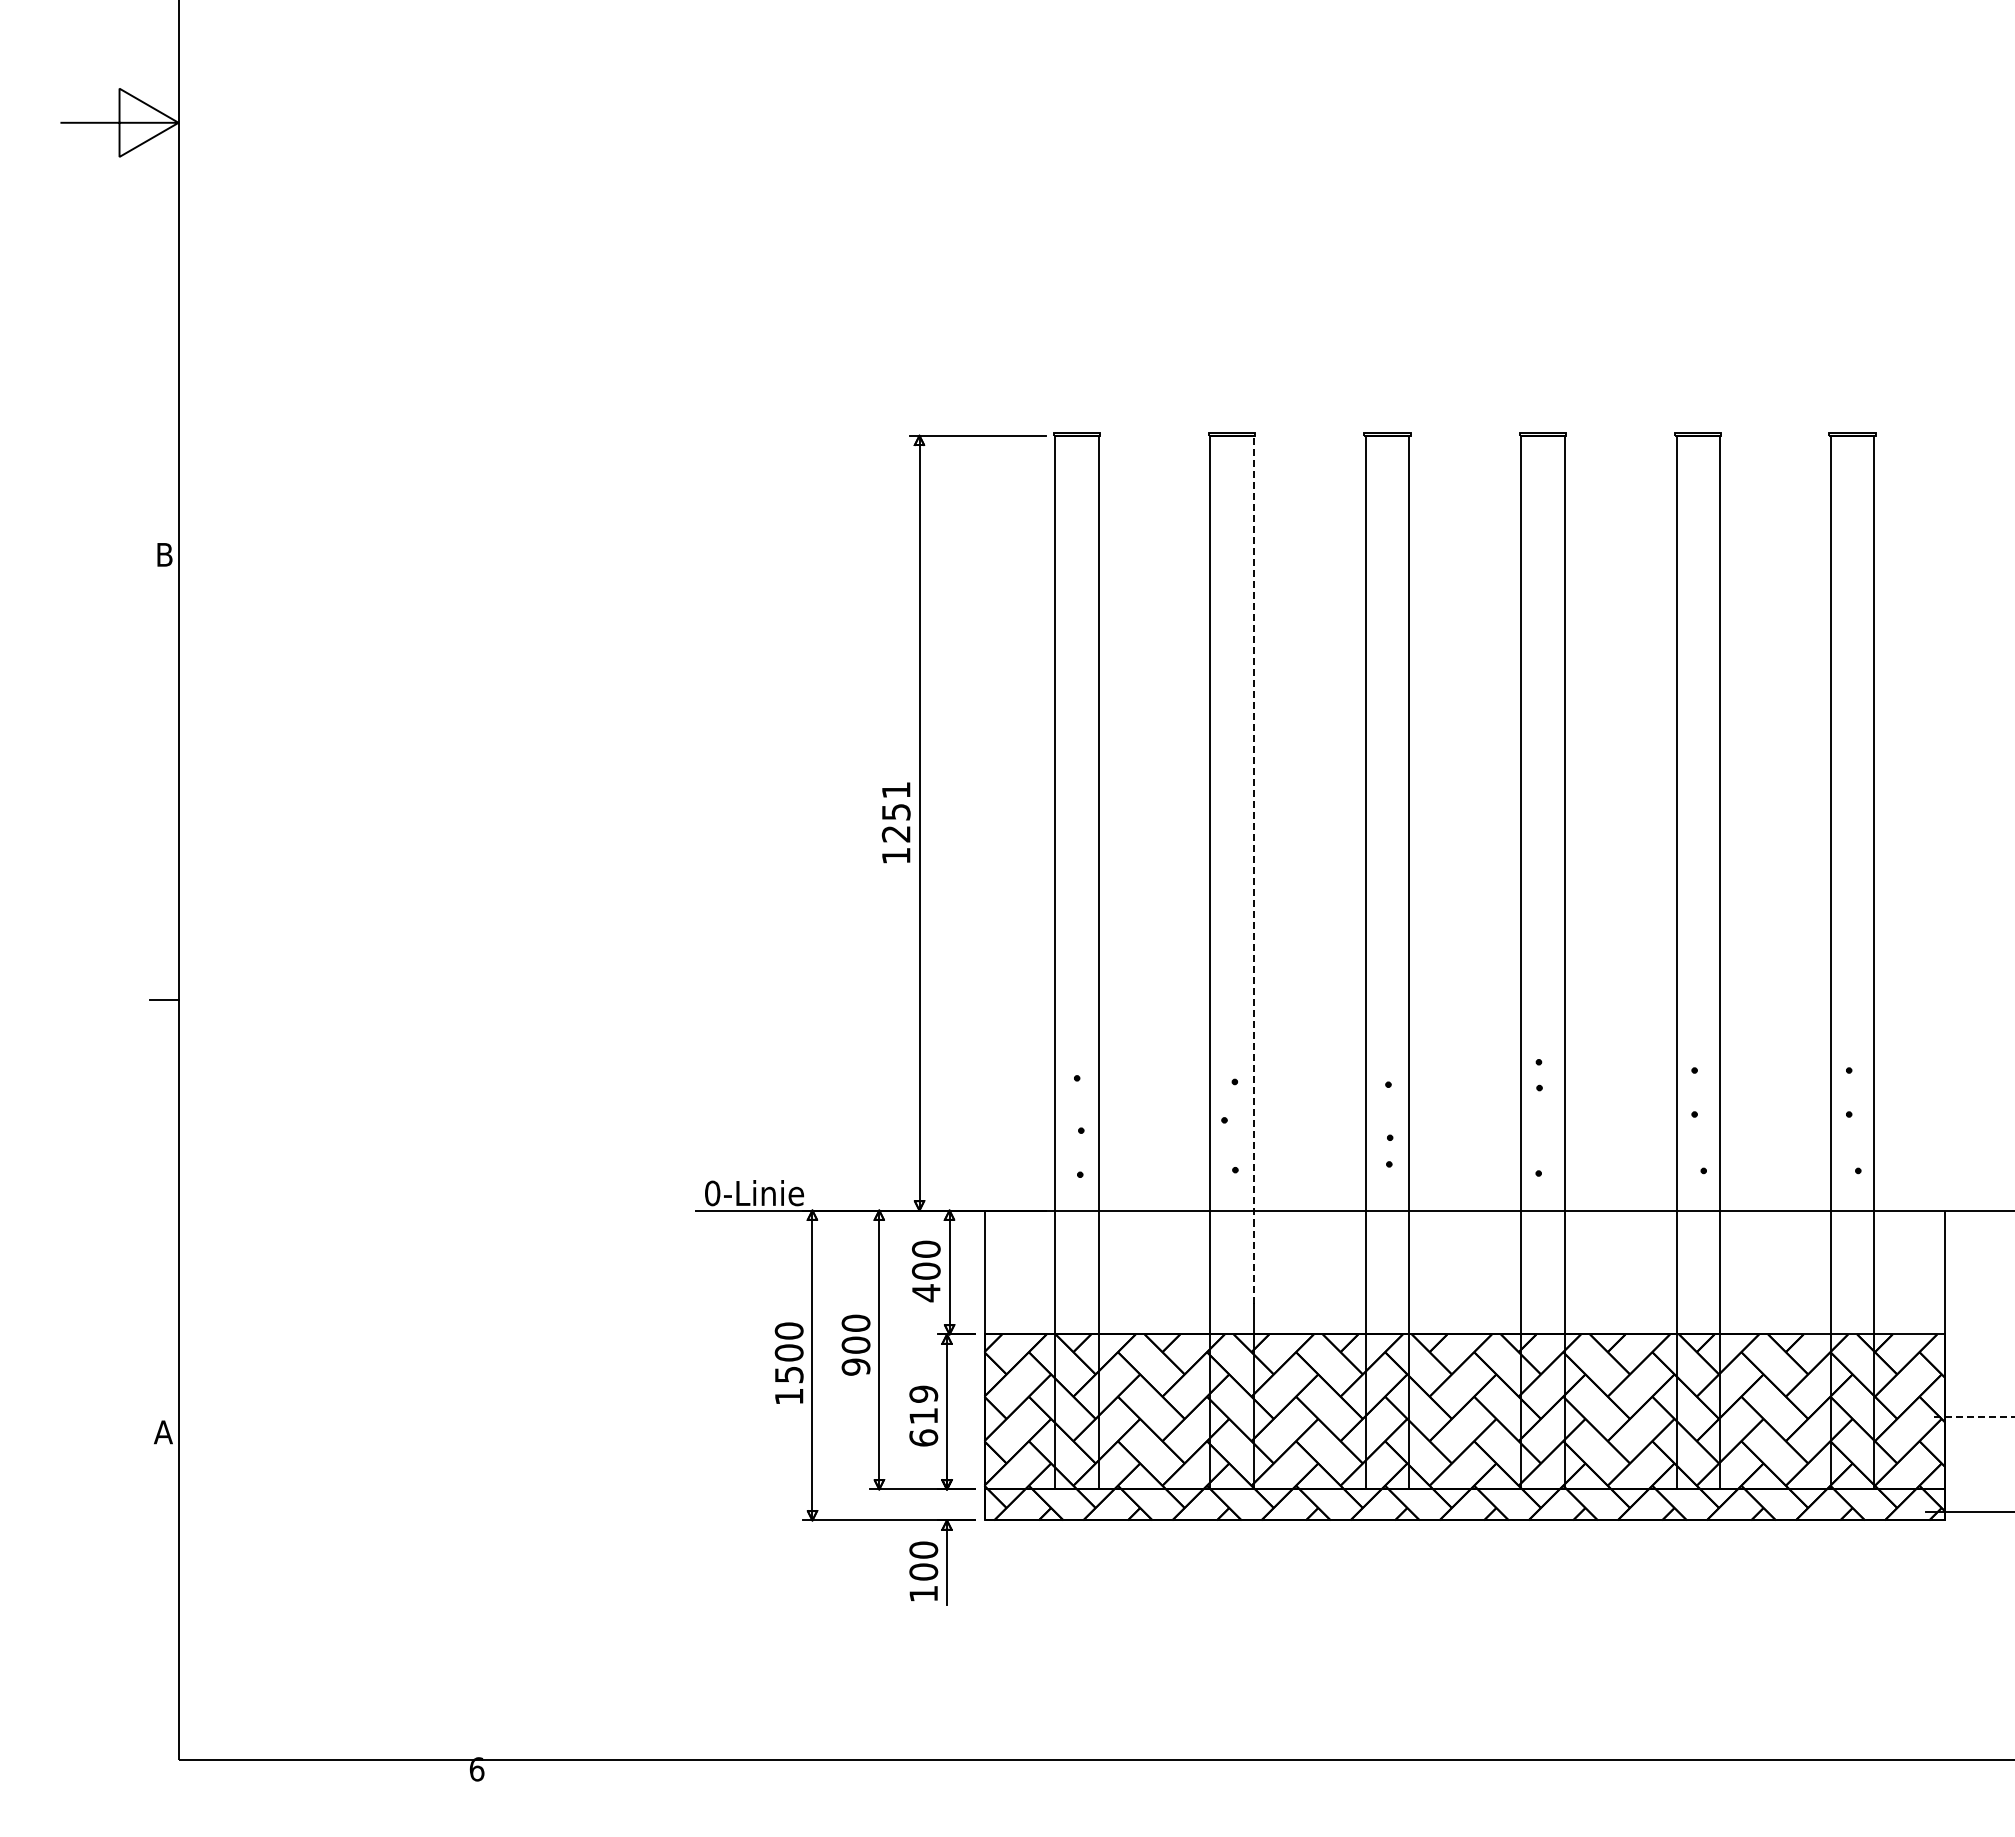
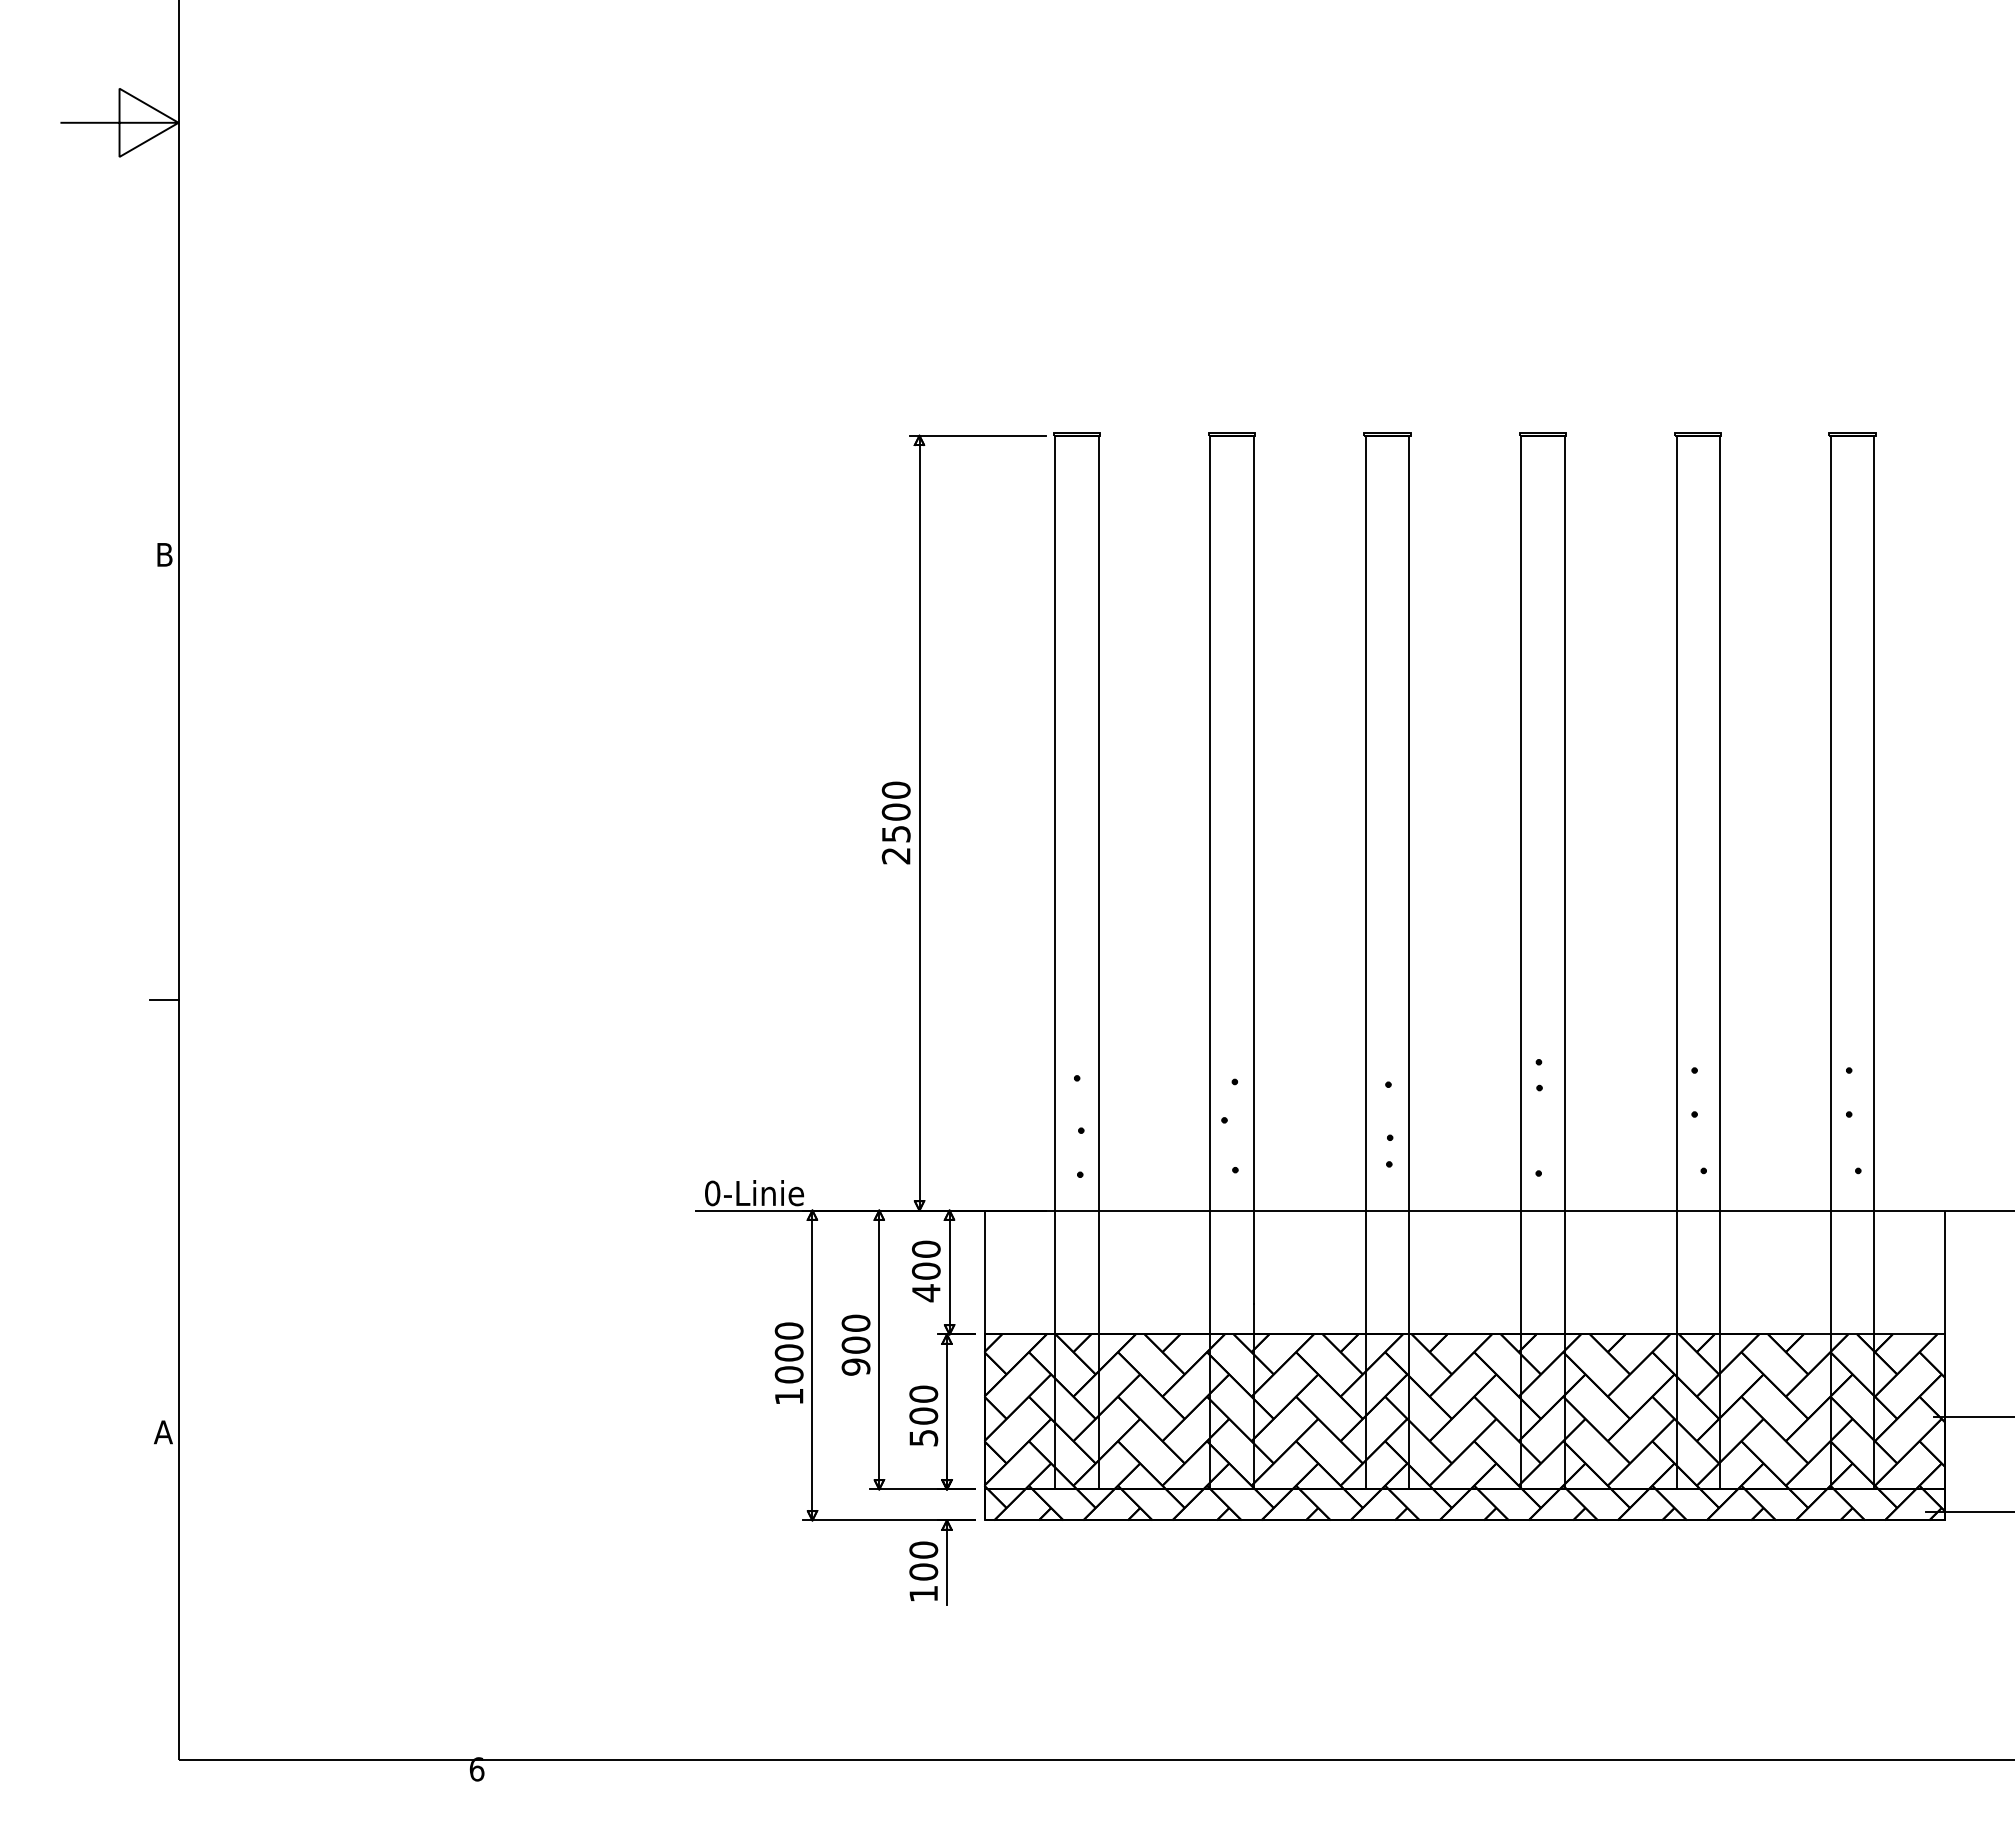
text: 1251 -> 2500 (895, 822)
line: dashed -> solid (1253, 869)
text: 1500 -> 1000 (788, 1374)
text: 619 -> 500 (923, 1415)
line: dashed -> solid (1975, 1416)
